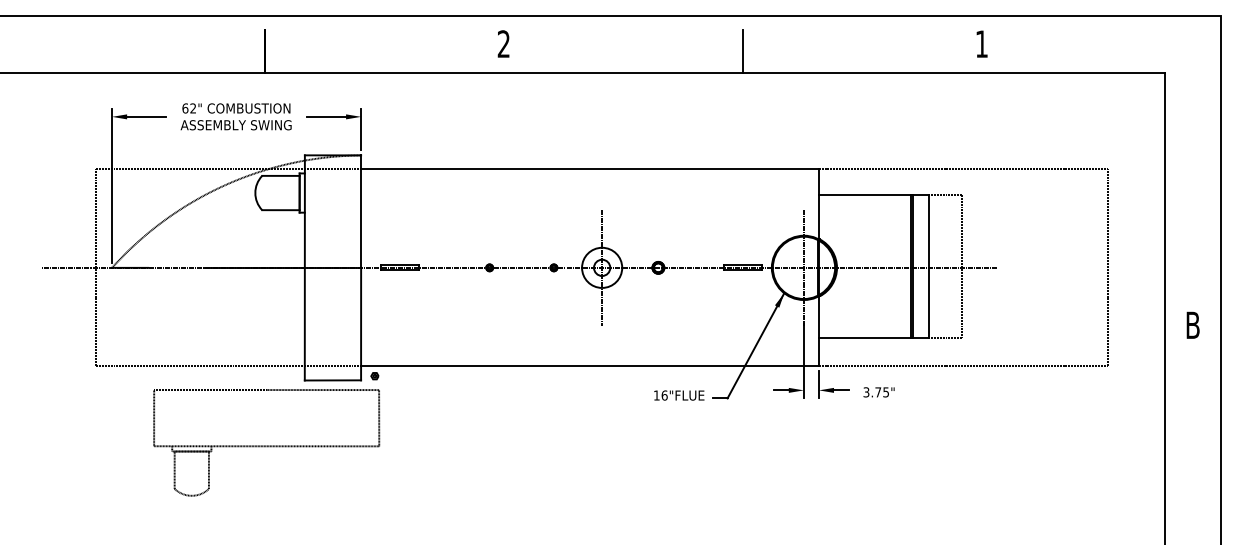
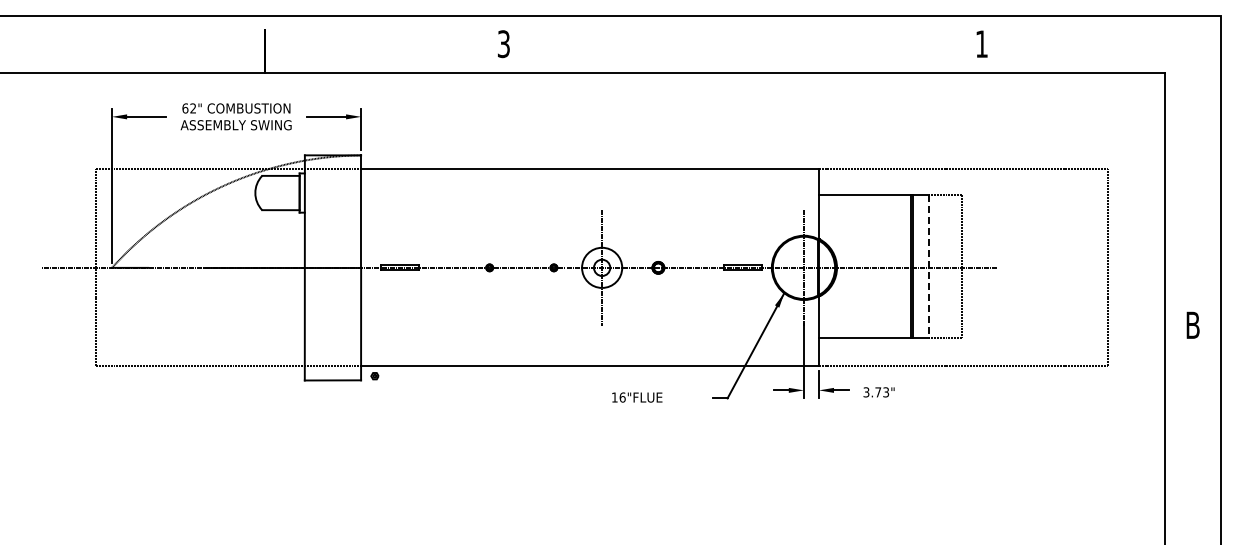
text: 2 -> 3 (503, 44)
line: present -> none (743, 51)
line: solid -> dashed (929, 266)
text: 3.75" -> 3.73" (885, 391)
text position: (679, 395) -> (637, 397) (637, 397)
part: present -> none (266, 442)
